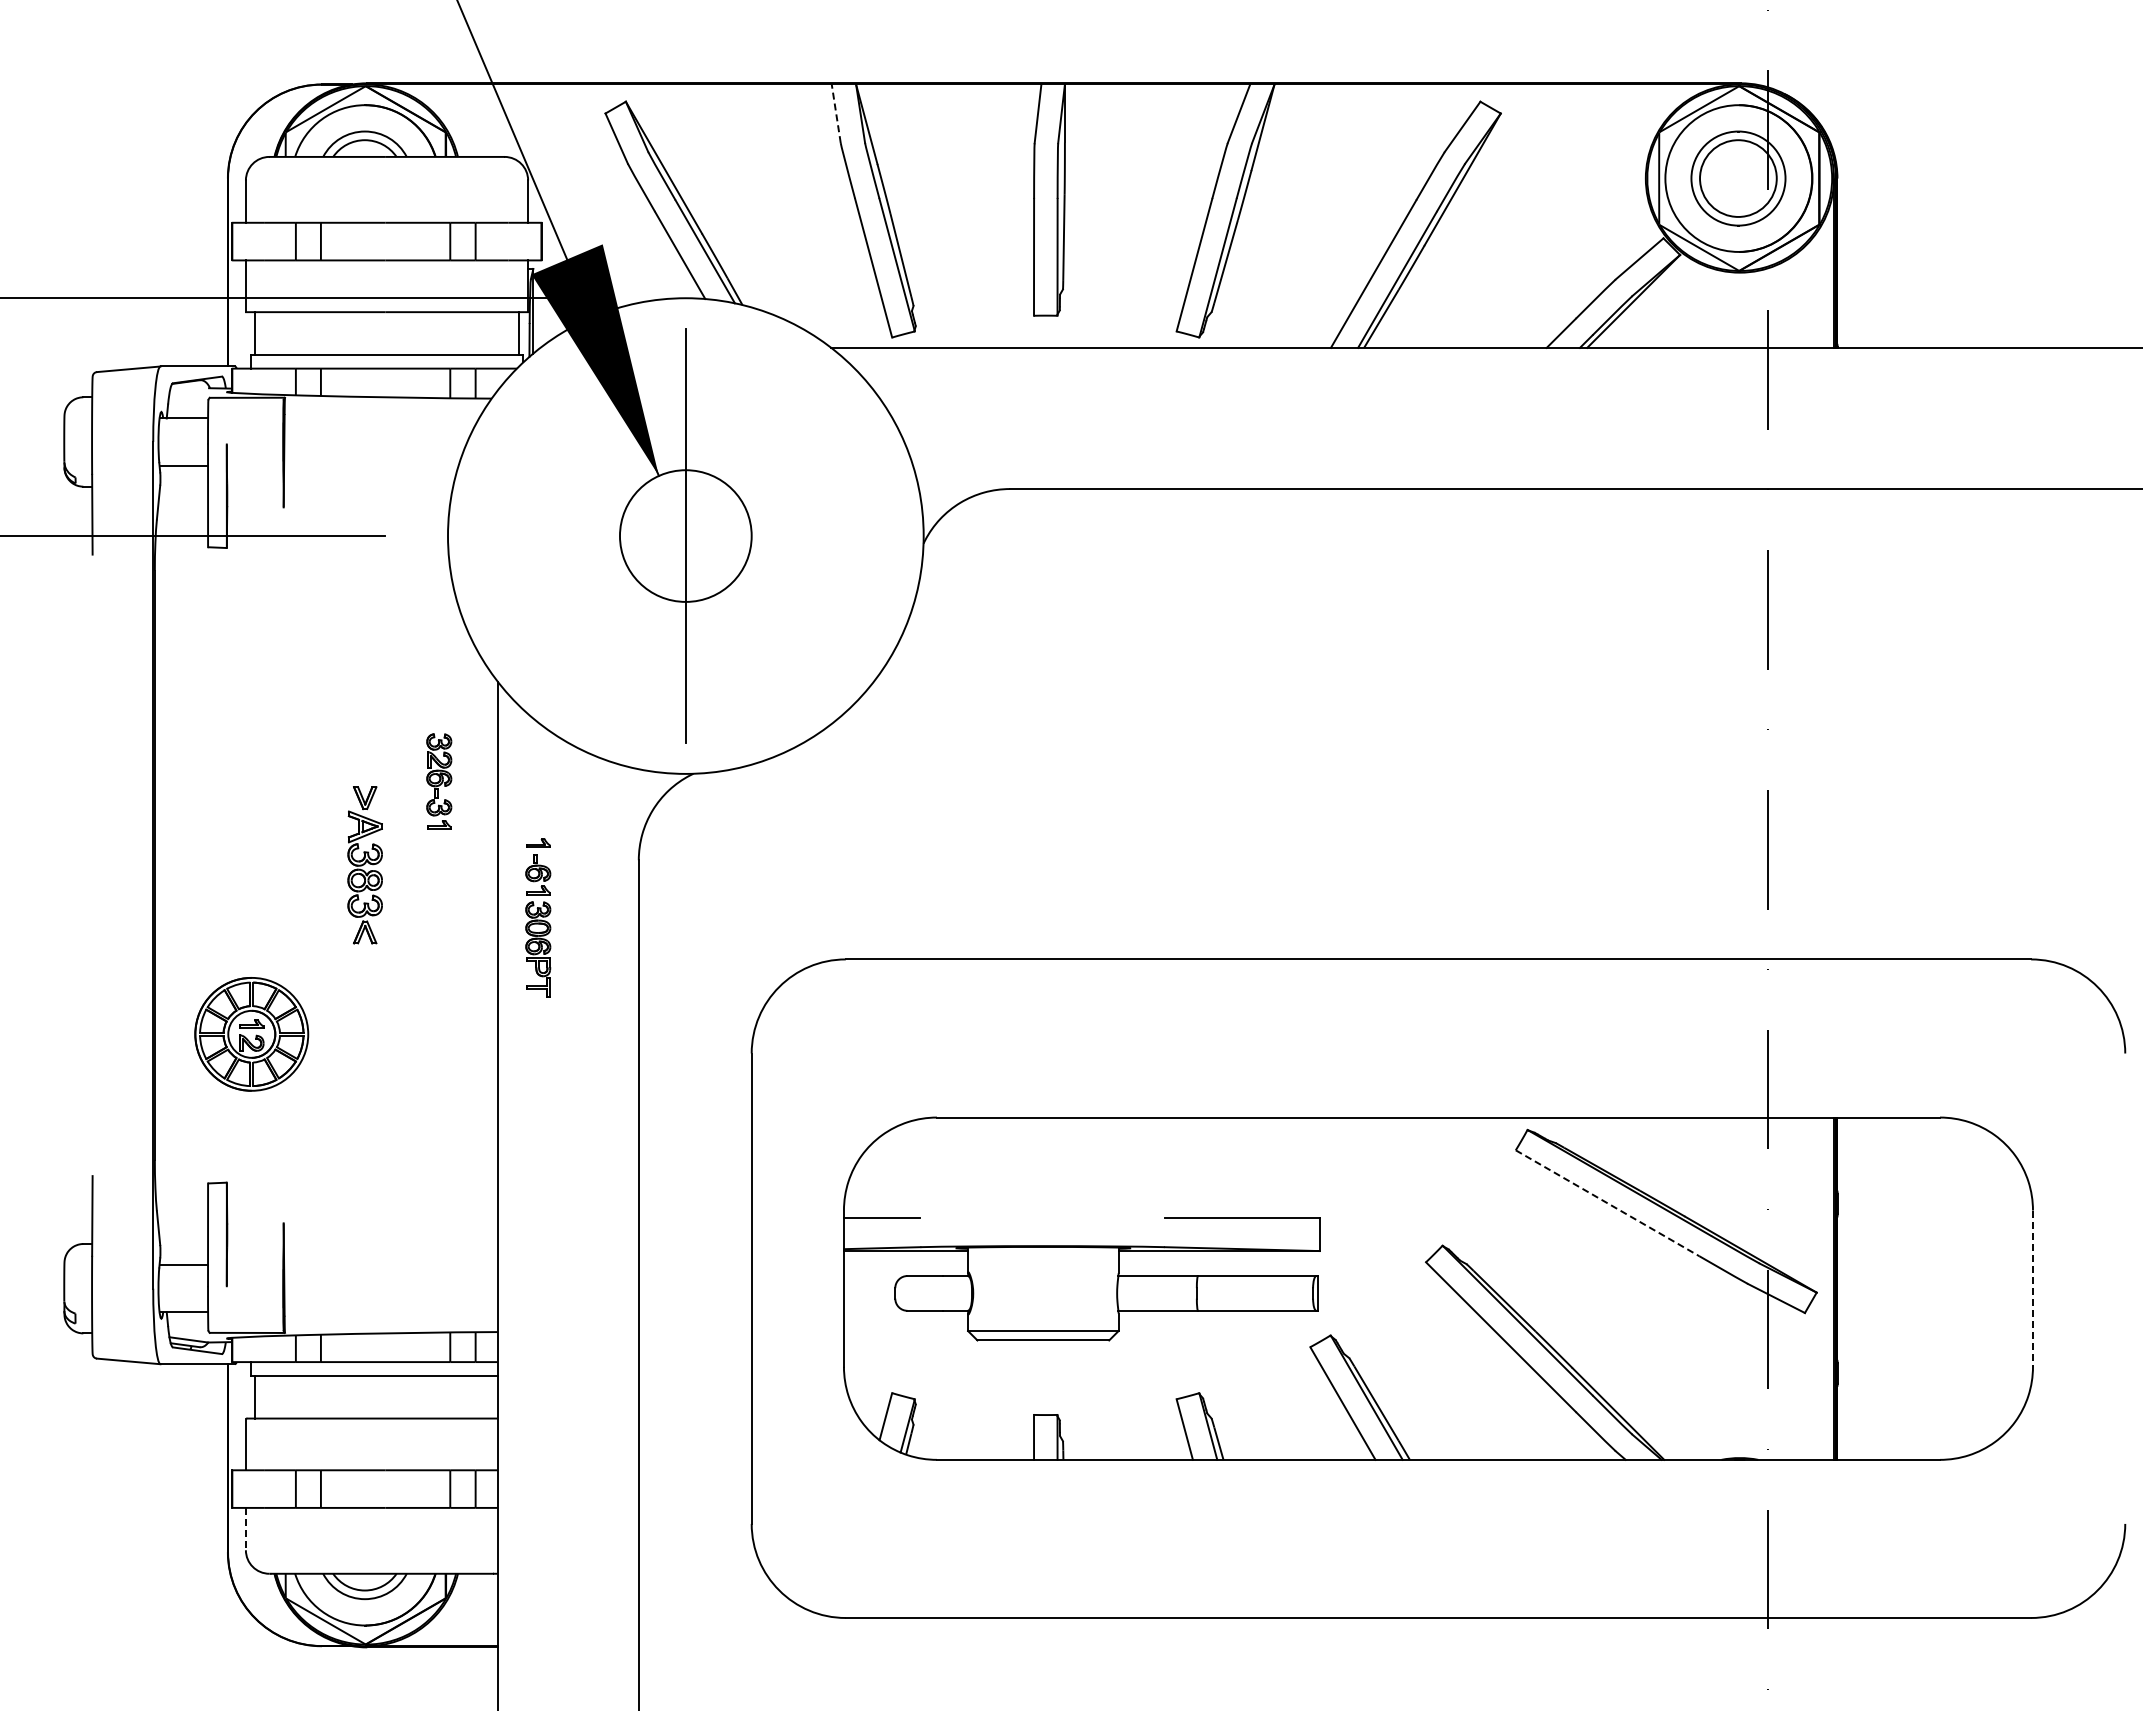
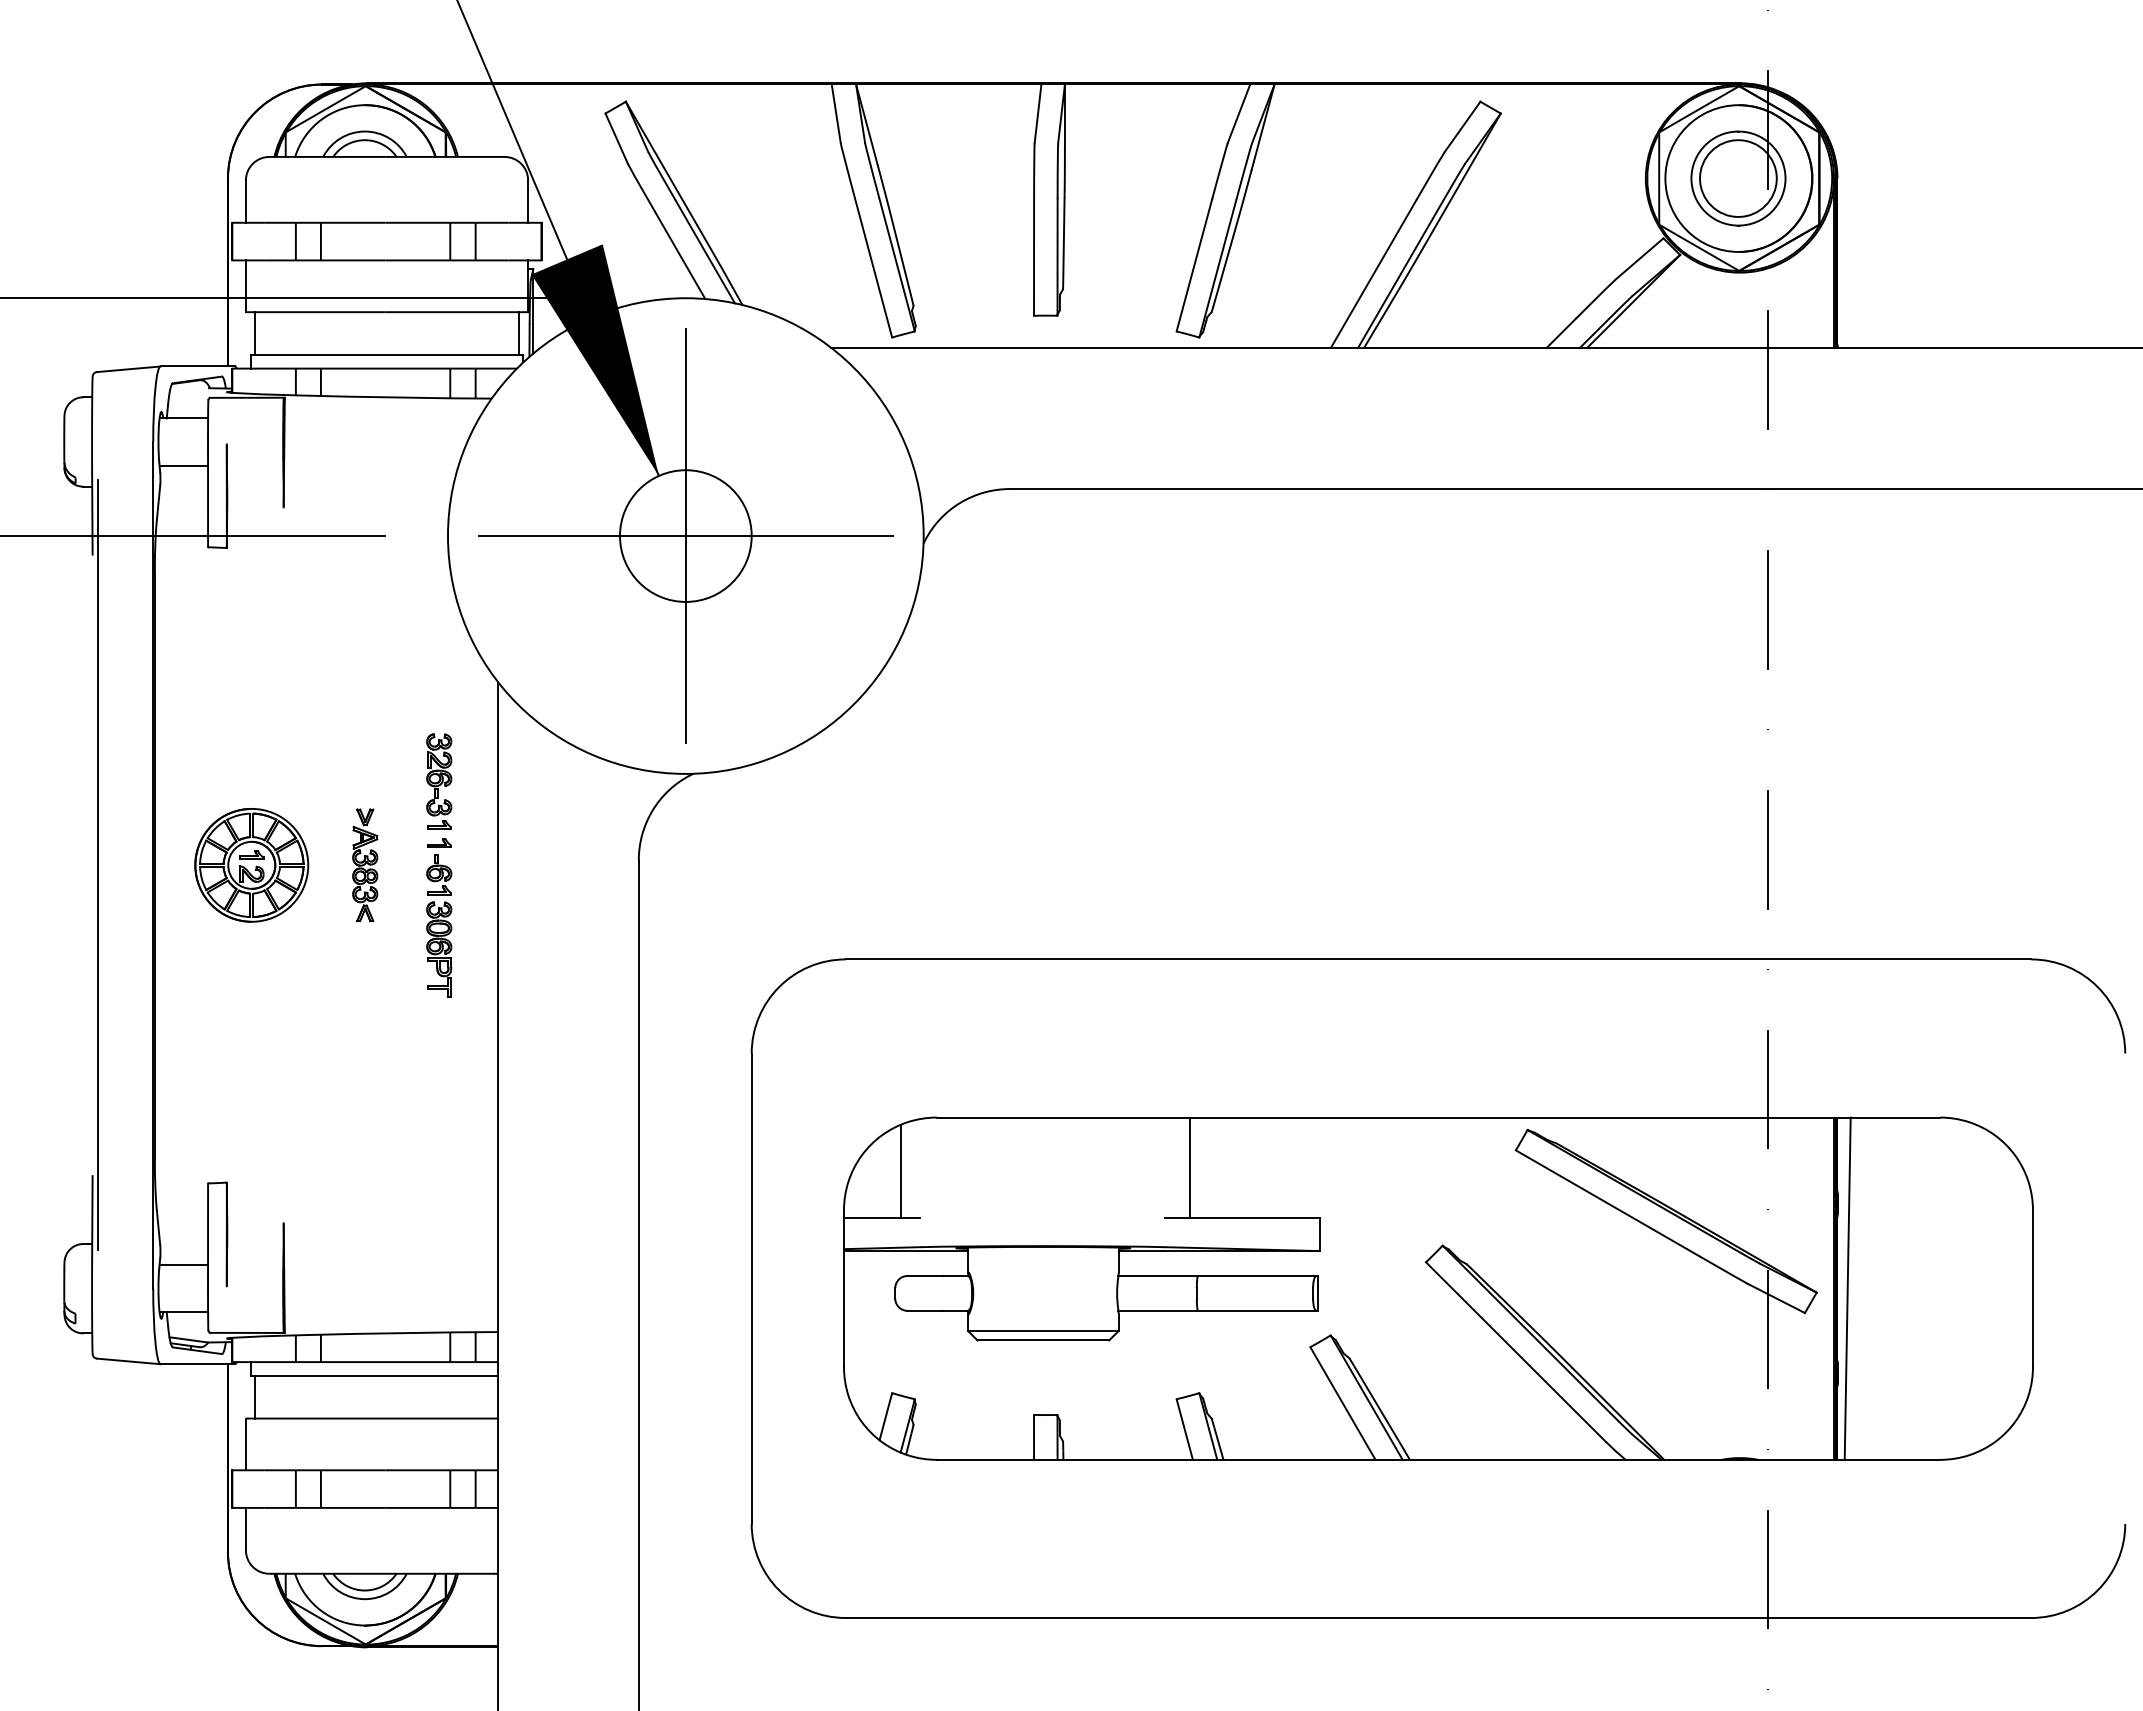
line: dashed -> solid (836, 113)
line: none -> present (685, 536)
line: none -> present (97, 865)
part size: 36x159 px -> 27x115 px (365, 865)
part position: (538, 917) -> (439, 917) (439, 917)
part position: (251, 1034) -> (251, 865) (251, 865)
line: none -> present (1189, 1167)
line: none -> present (900, 1171)
line: dashed -> solid (1607, 1203)
line: none -> present (1847, 1288)
line: dashed -> solid (2032, 1289)
line: dashed -> solid (245, 1529)
